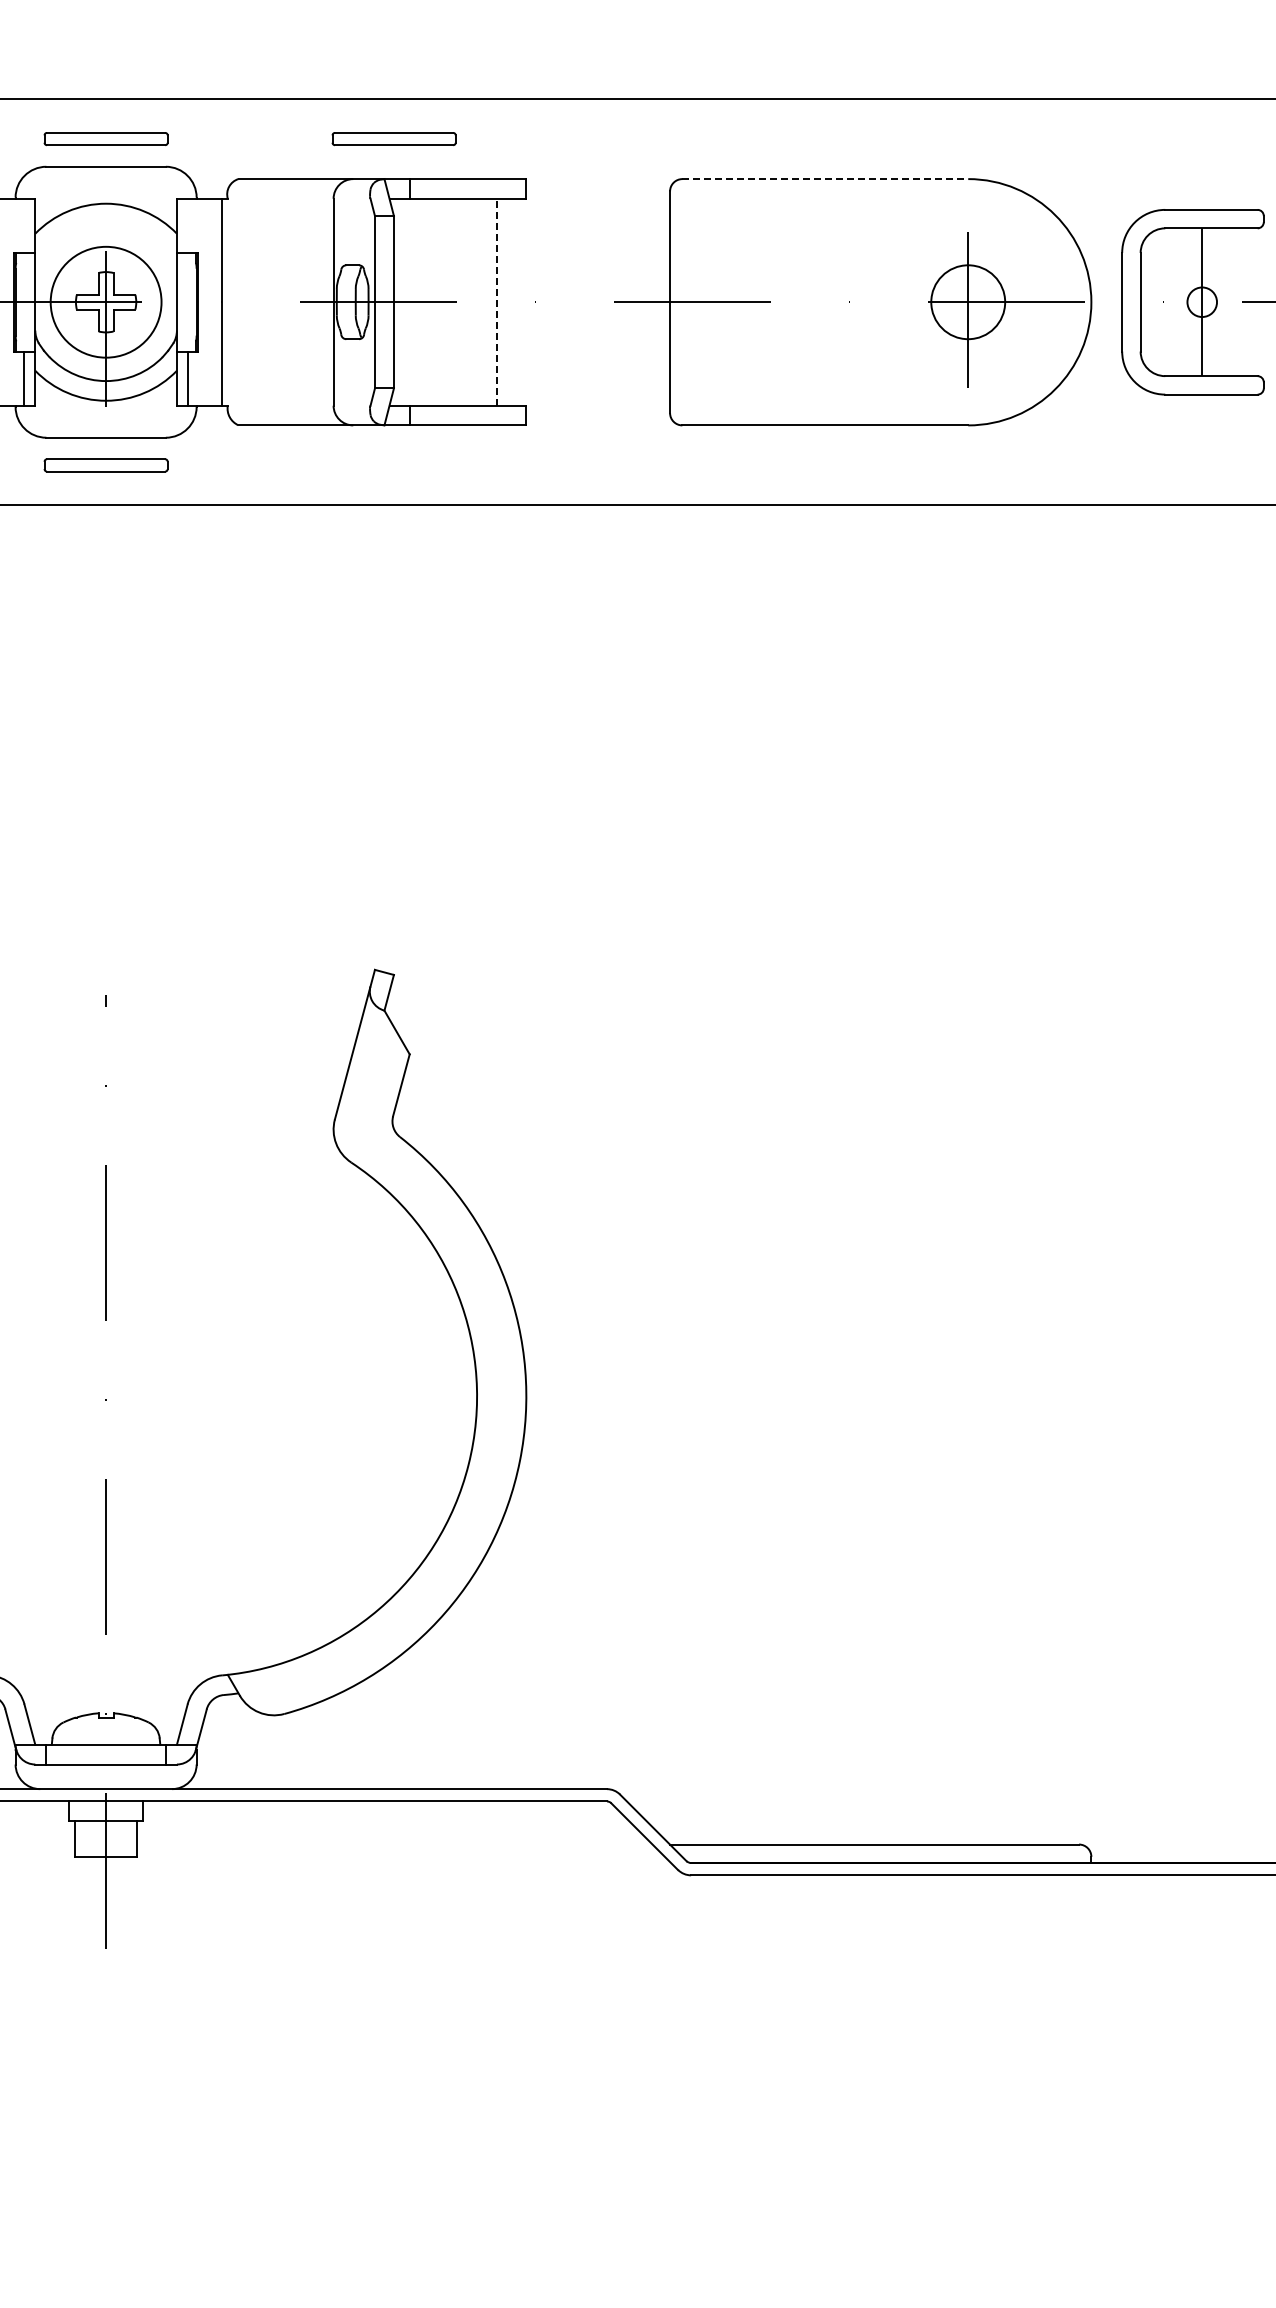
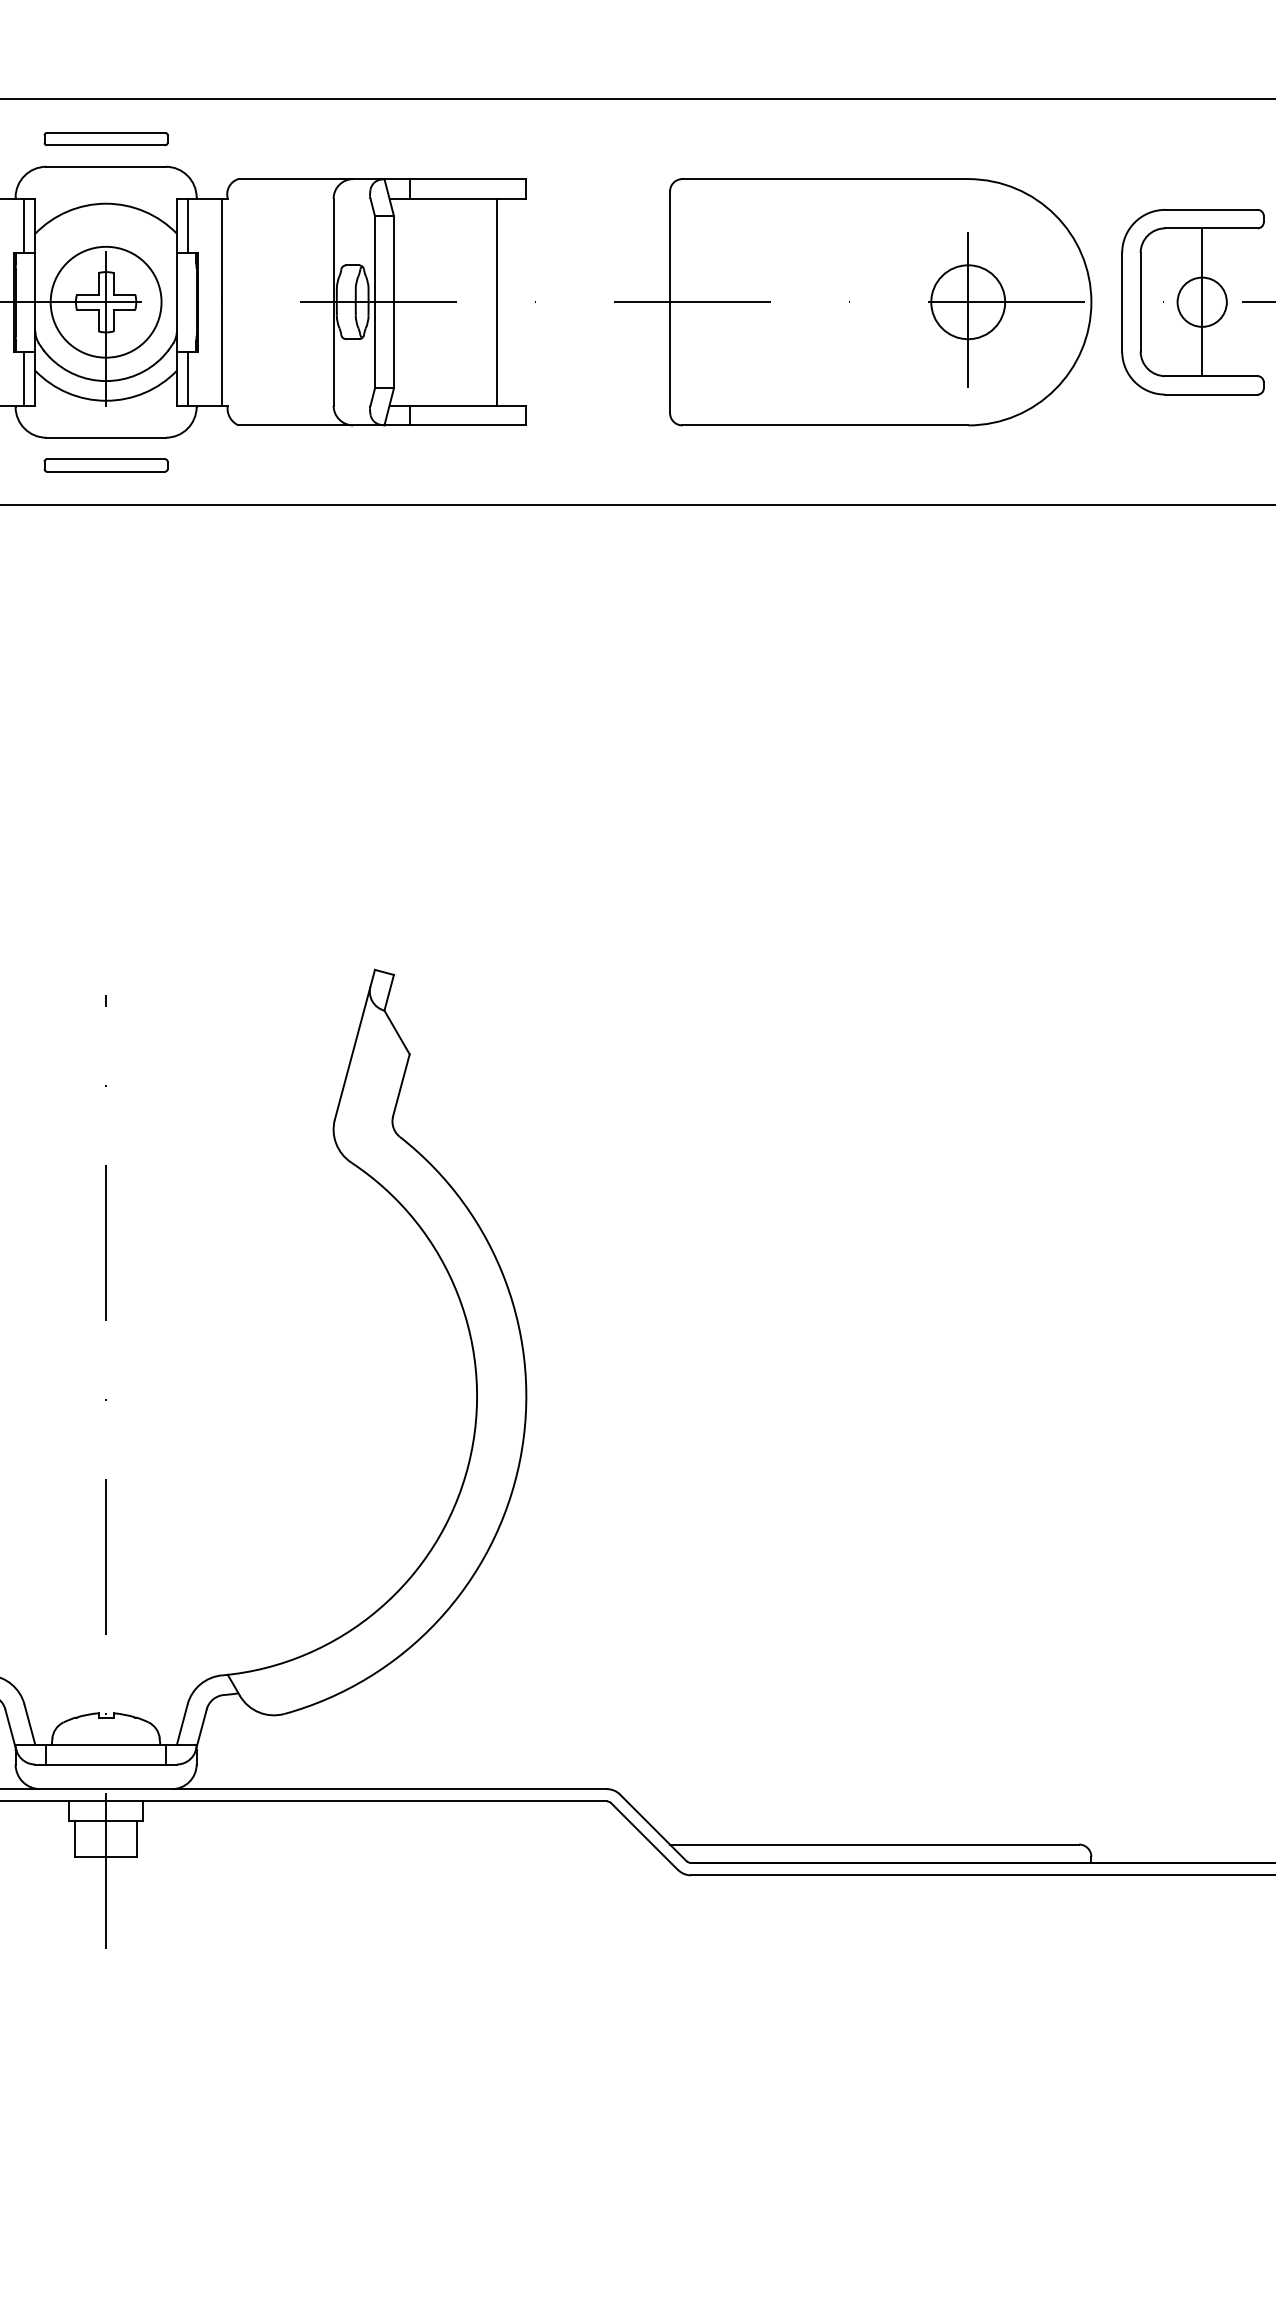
part: present -> none (393, 139)
line: dashed -> solid (825, 179)
line: none -> present (24, 225)
line: none -> present (187, 225)
line: dashed -> solid (496, 301)
circle diameter: 30 px -> 49 px (1201, 301)
